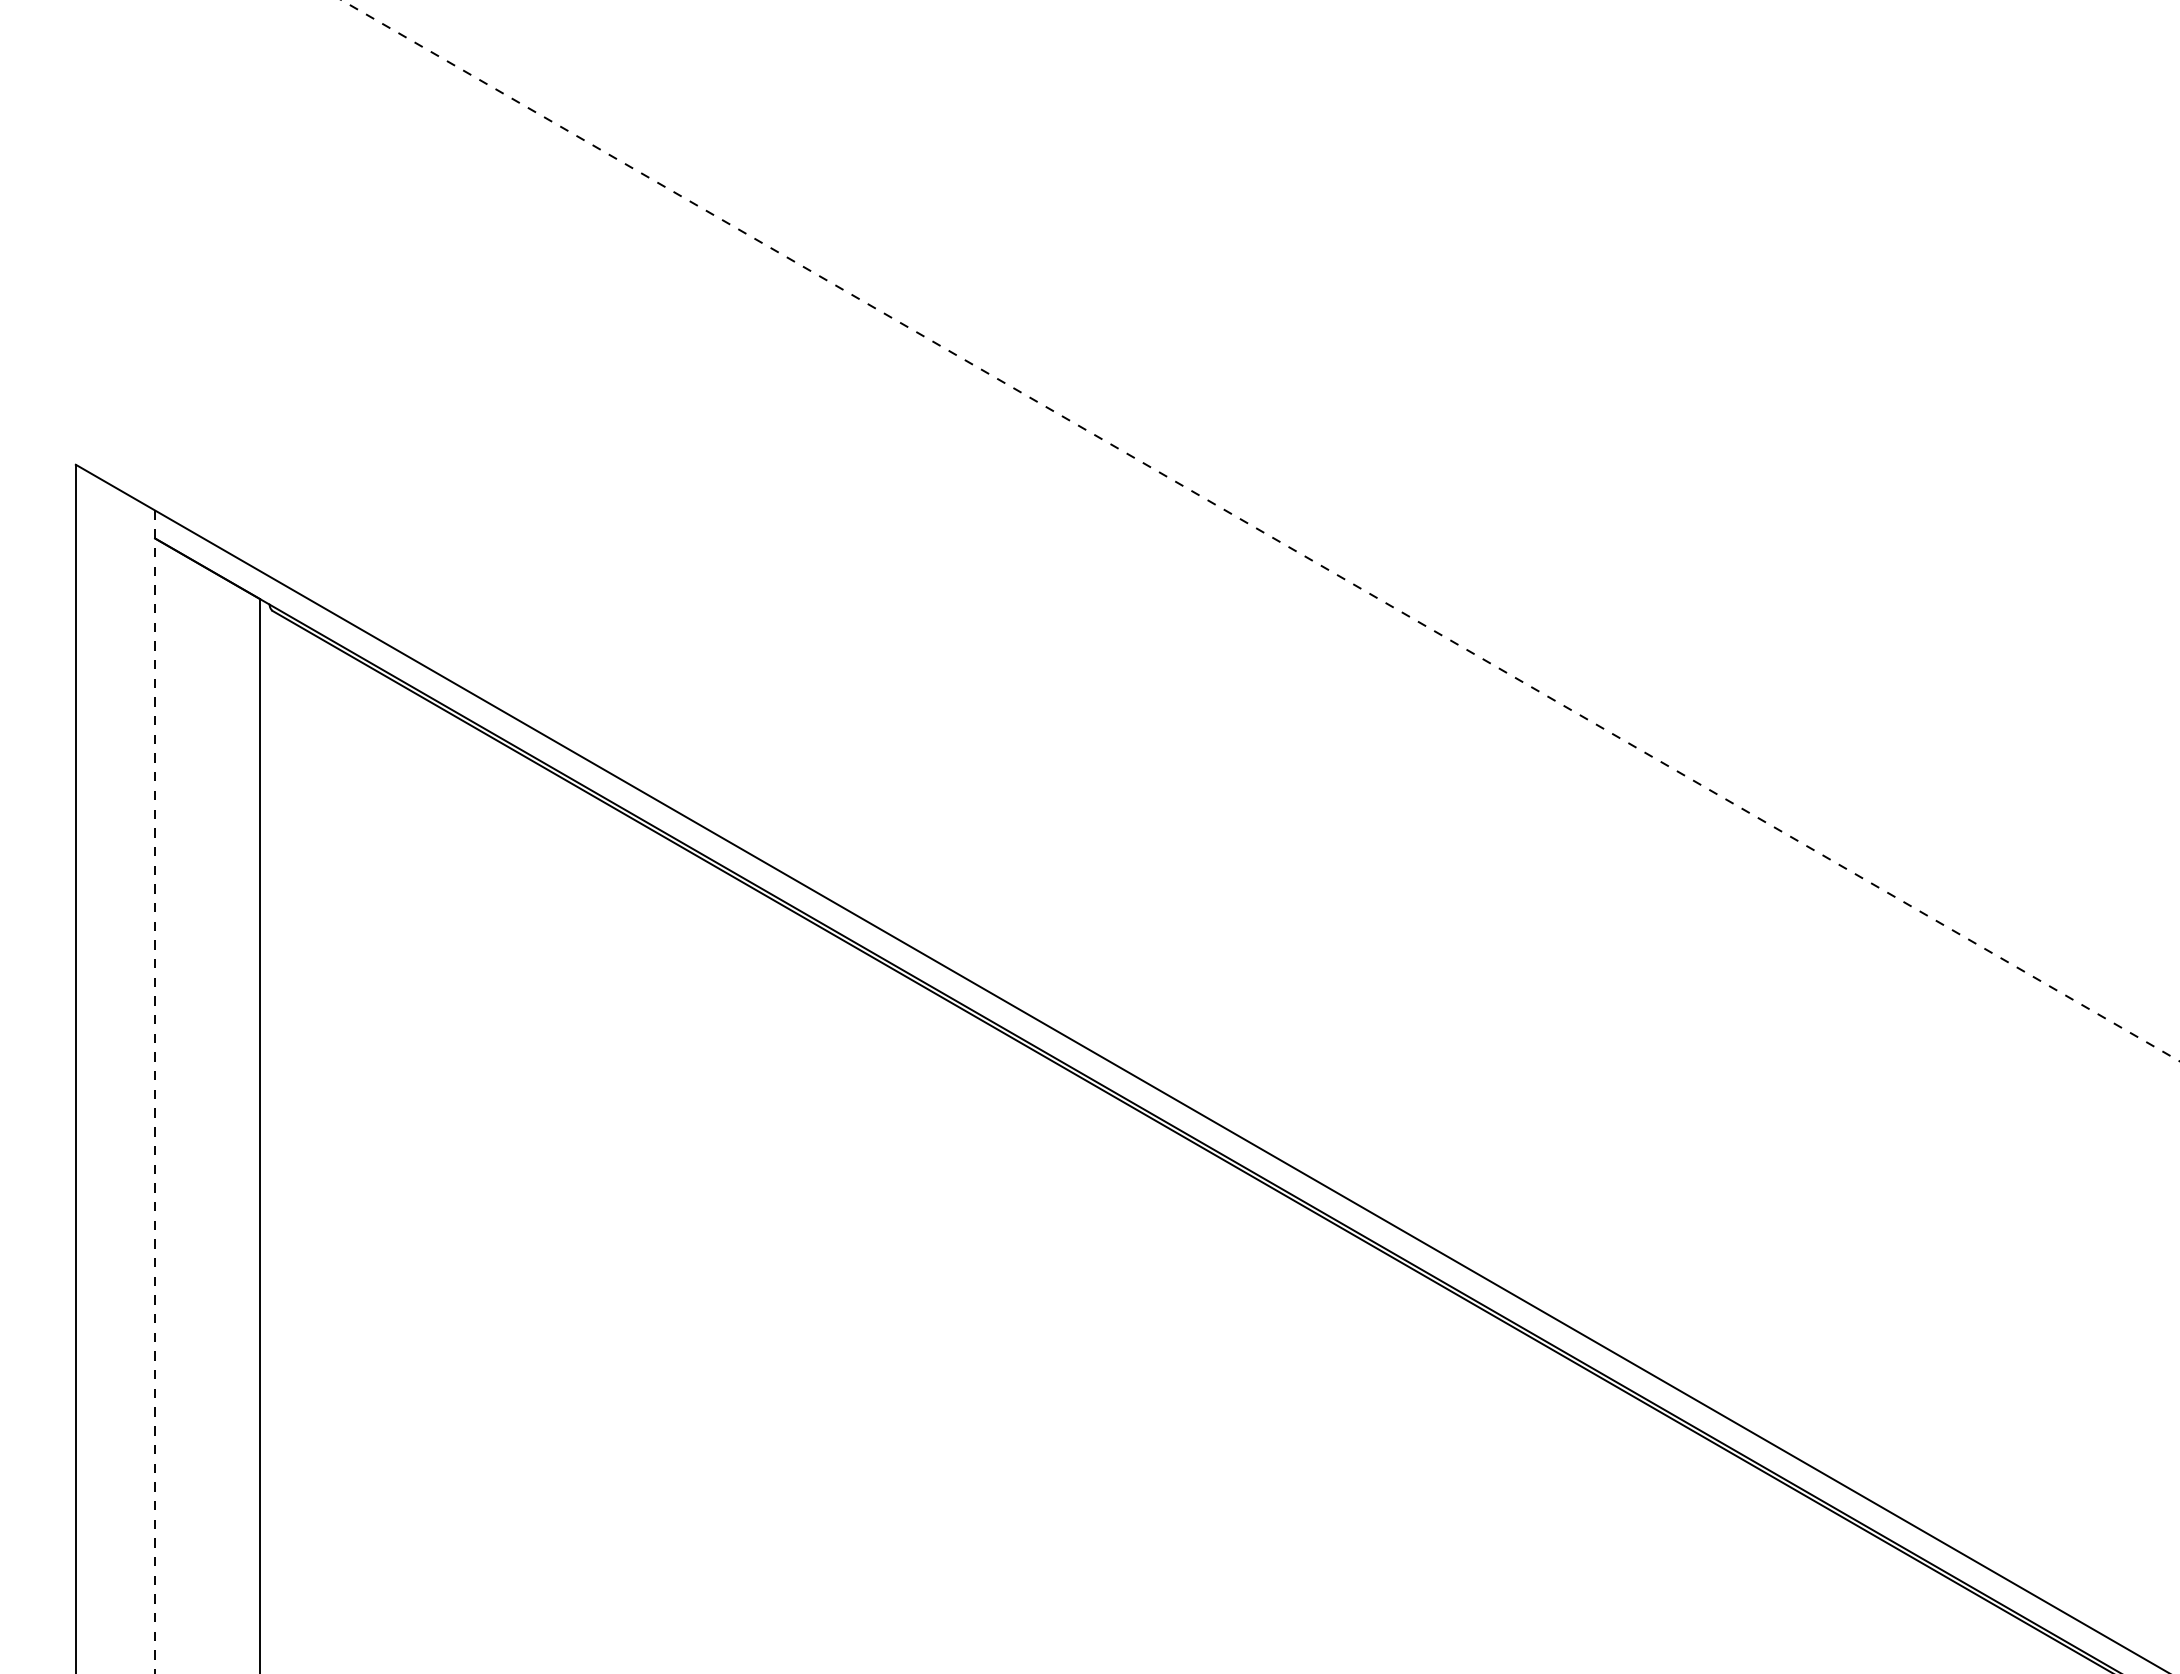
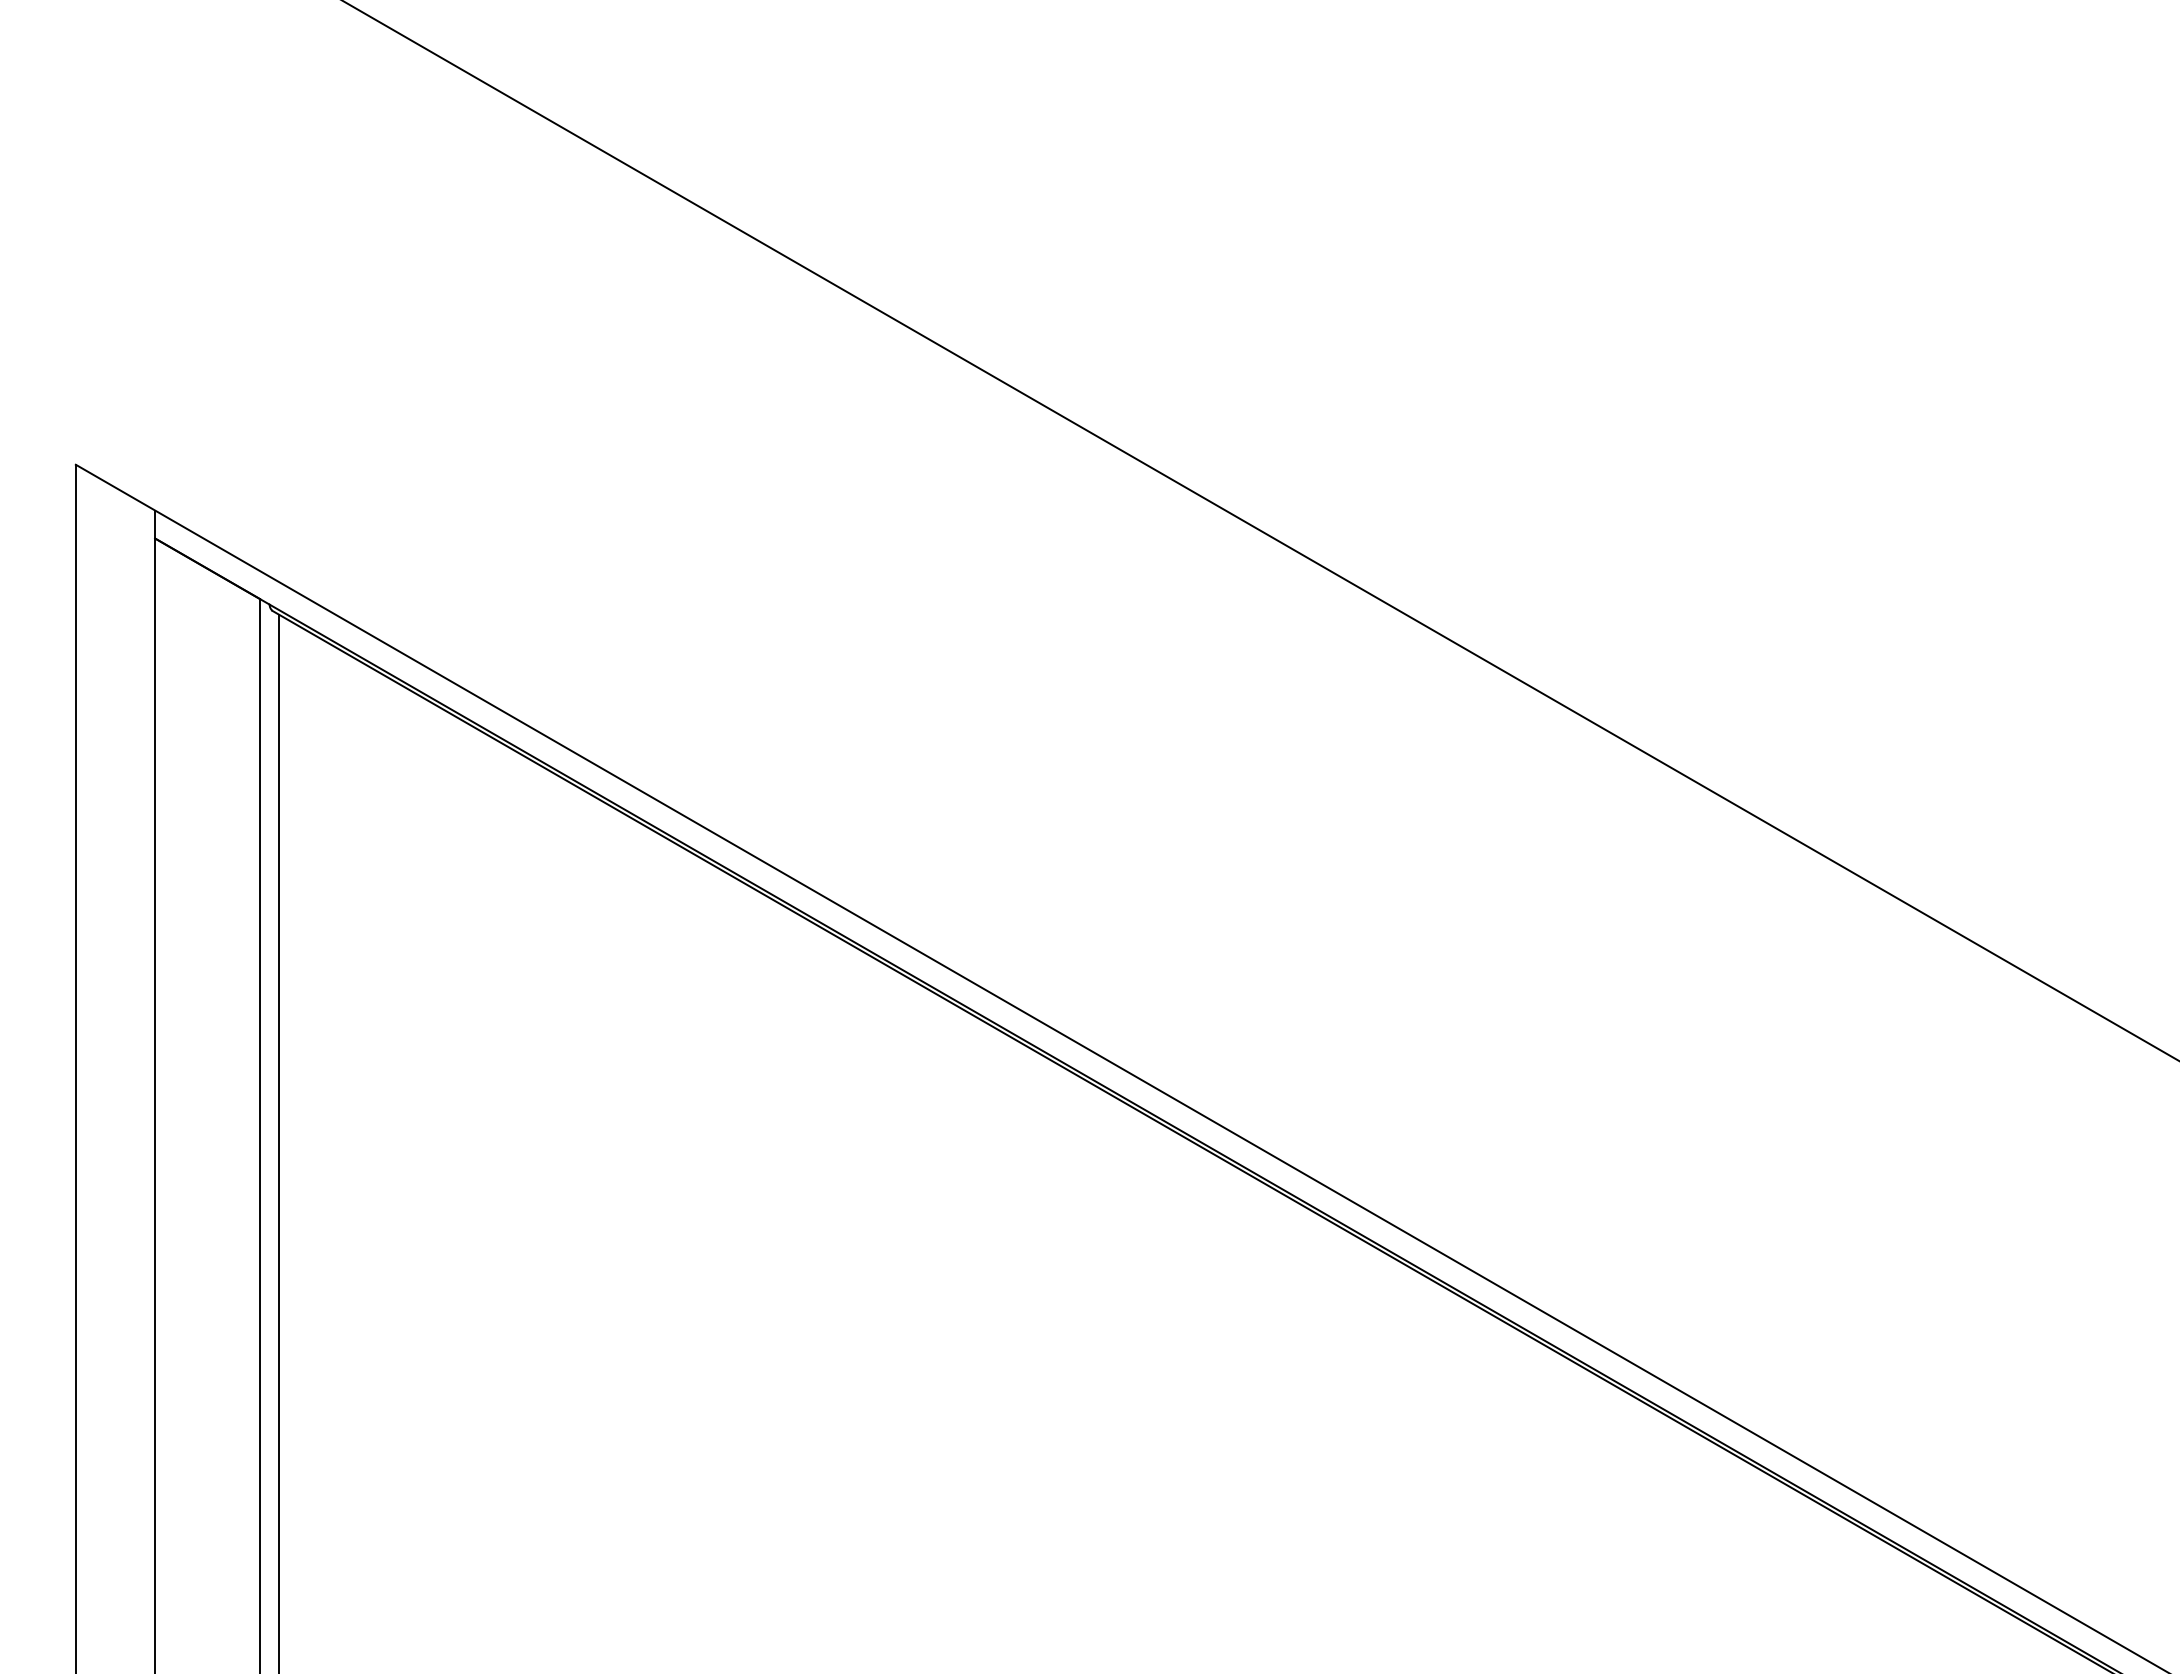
line: dashed -> solid (1260, 530)
line: dashed -> solid (155, 1092)
line: none -> present (279, 1142)
